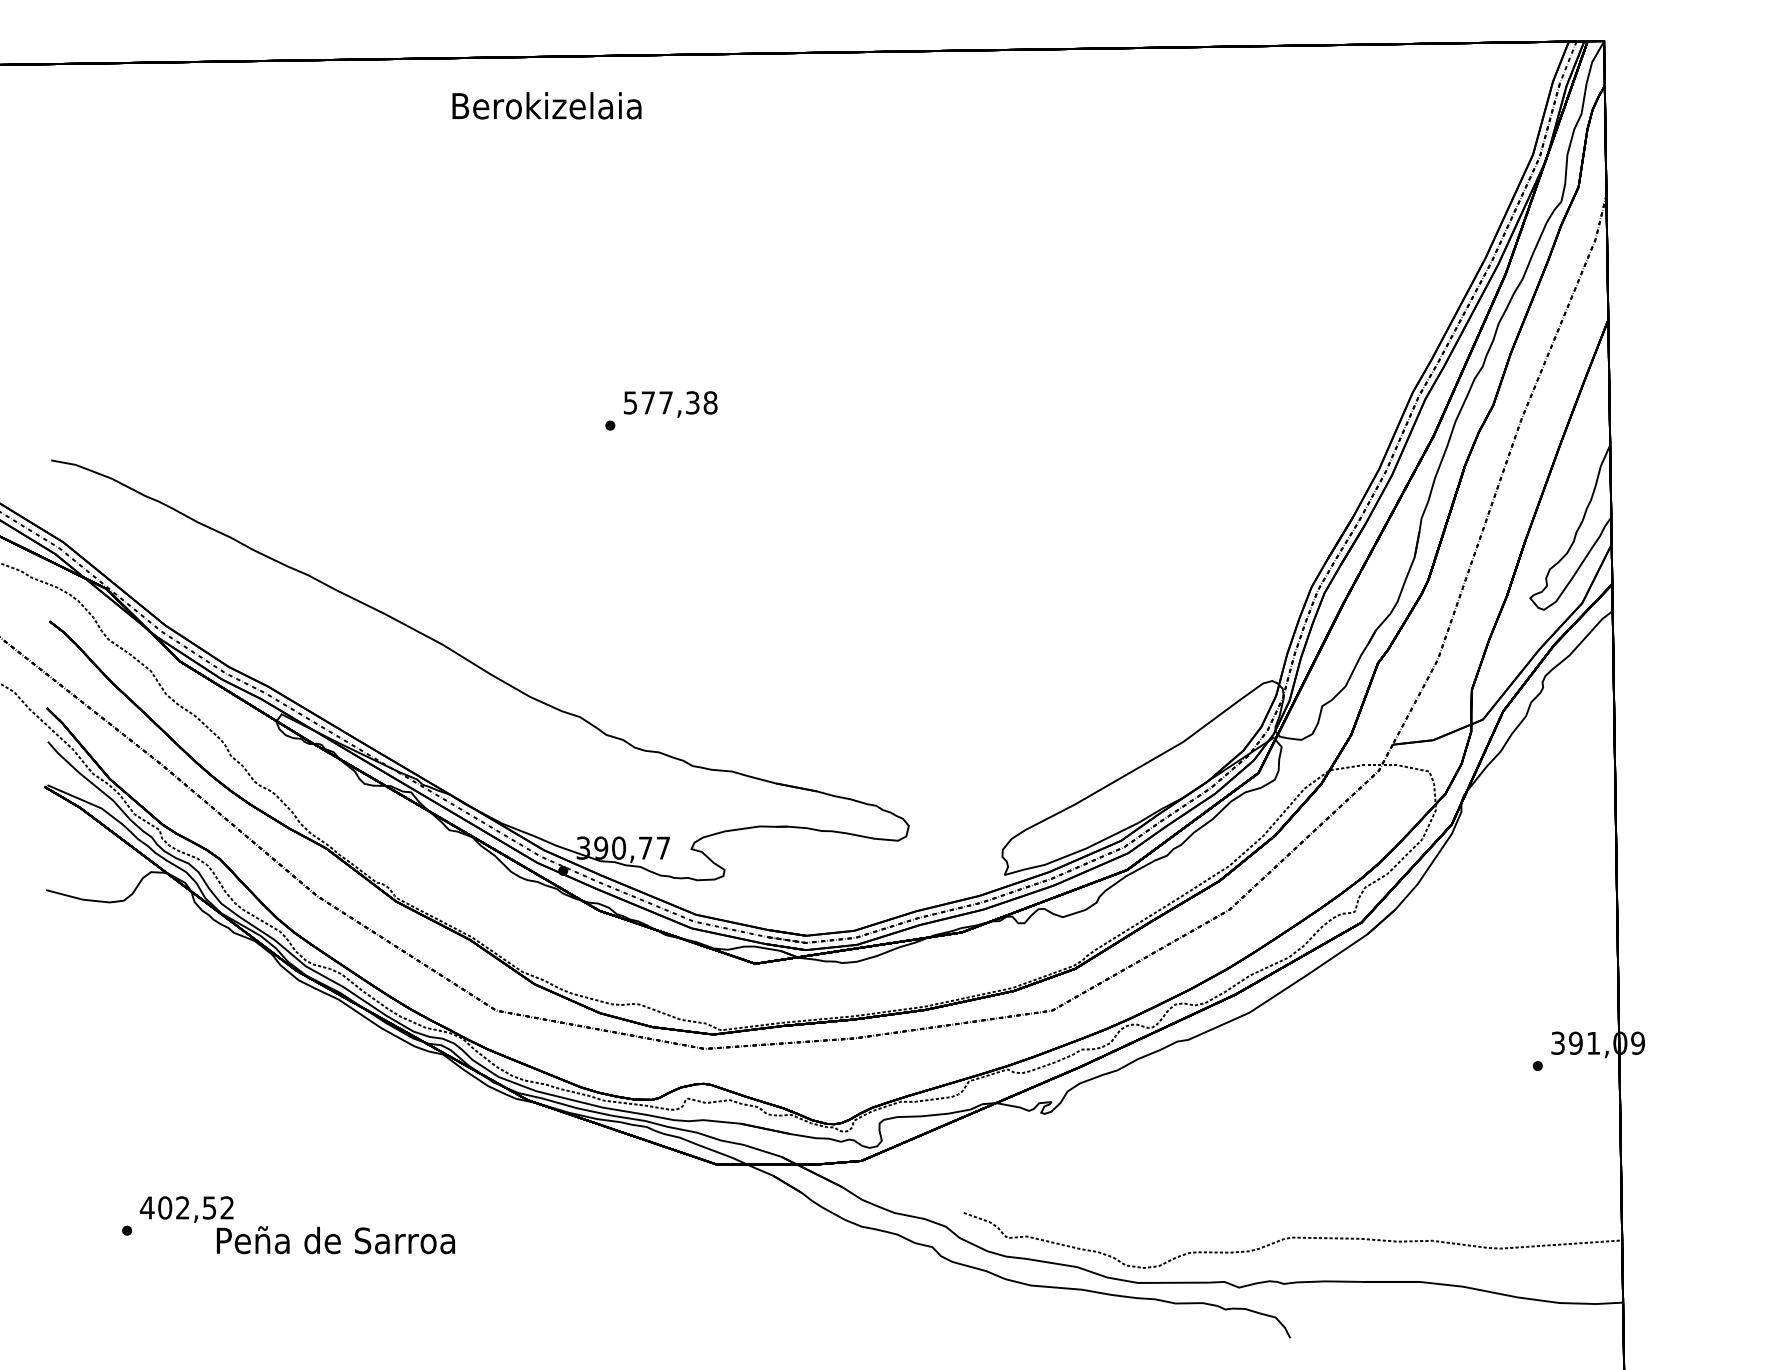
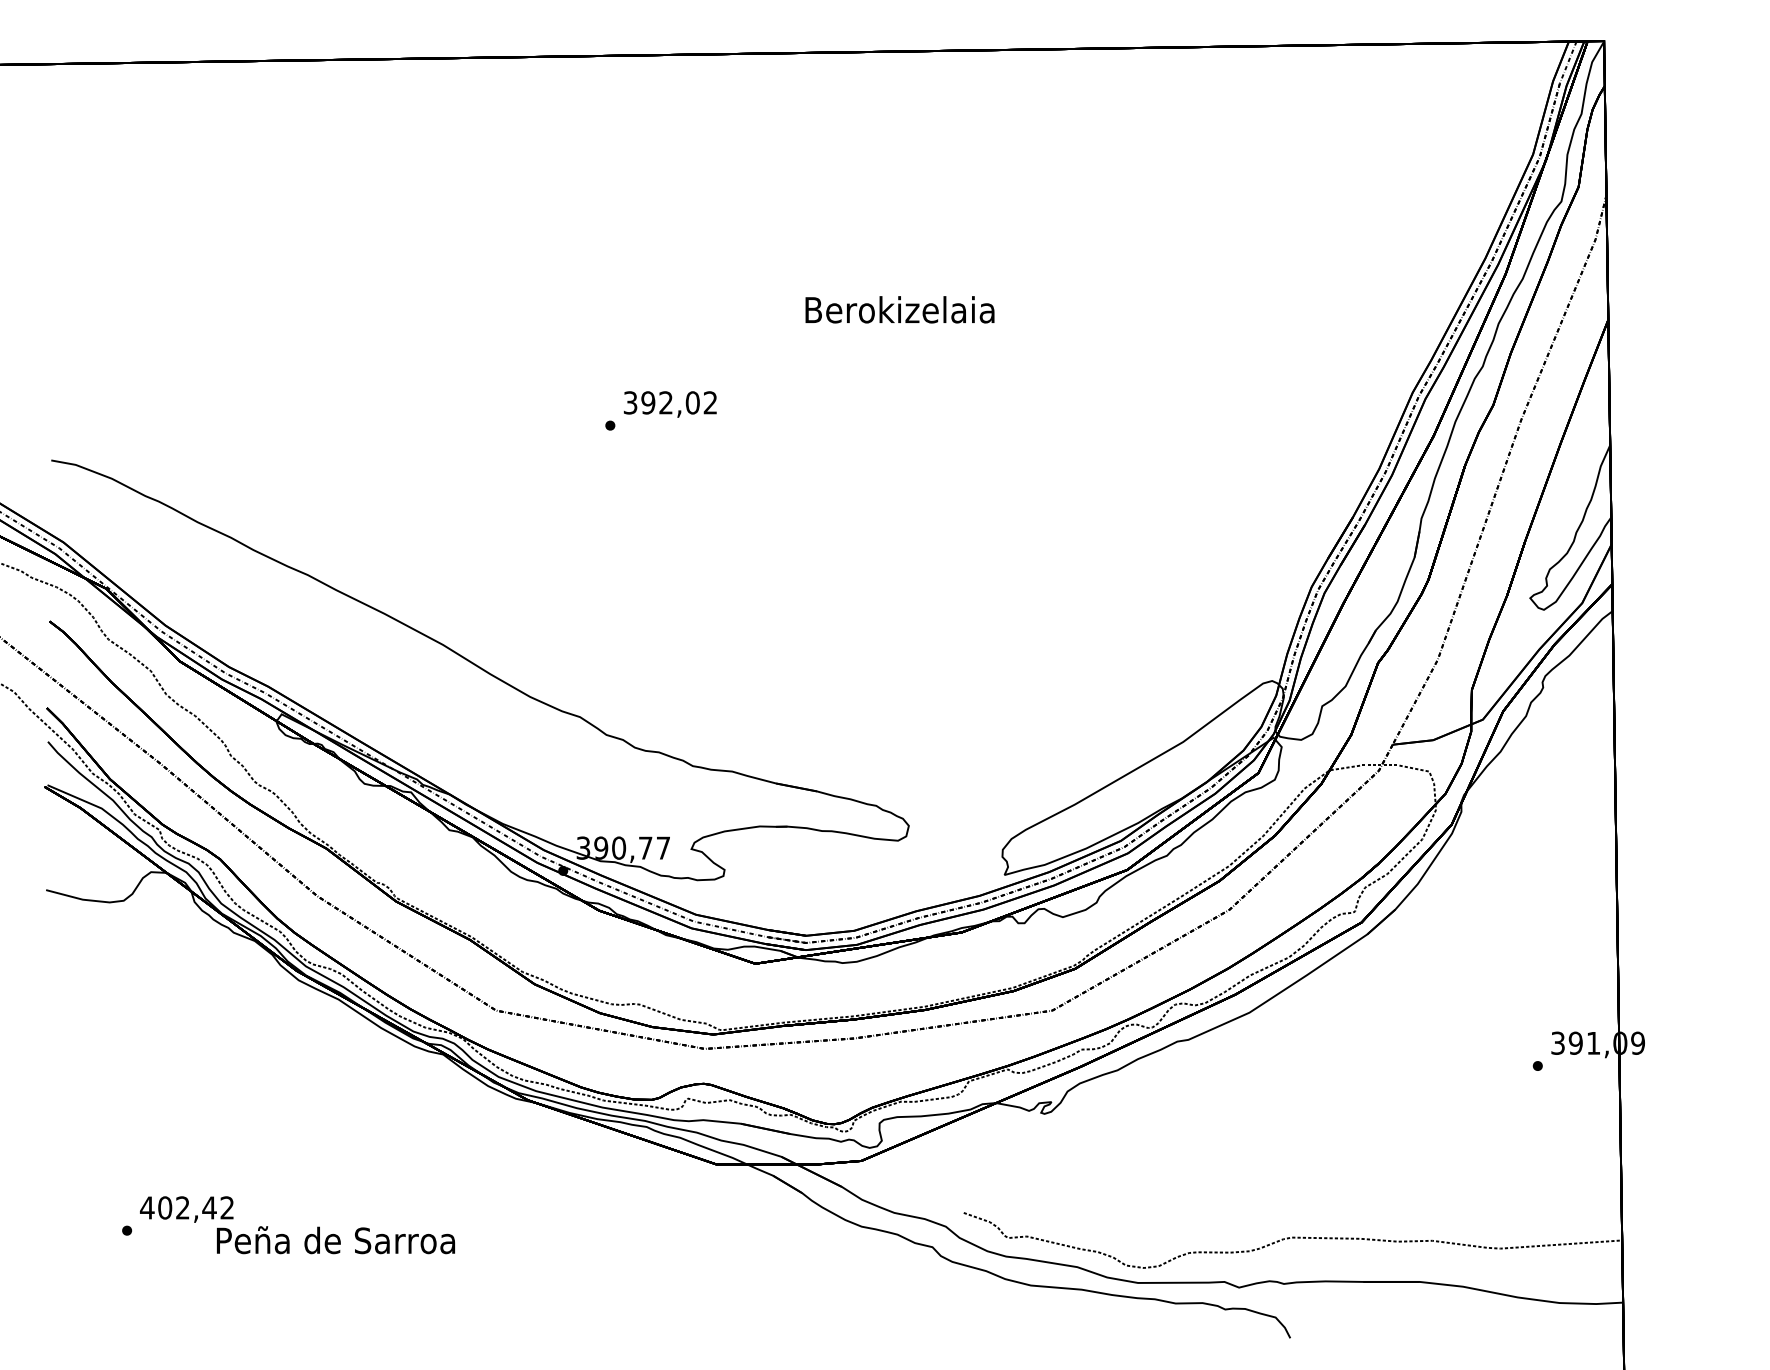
text position: (546, 105) -> (899, 309) (899, 309)
text: 577,38 -> 392,02 (670, 402)
text: 402,52 -> 402,42 (209, 1207)
